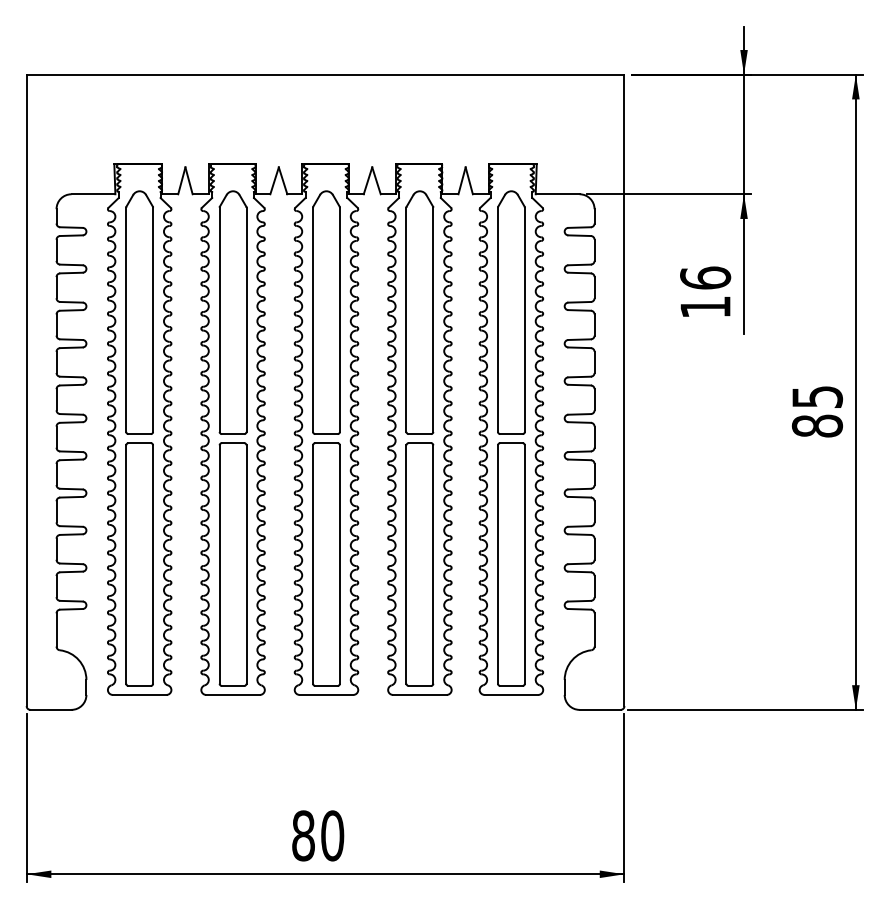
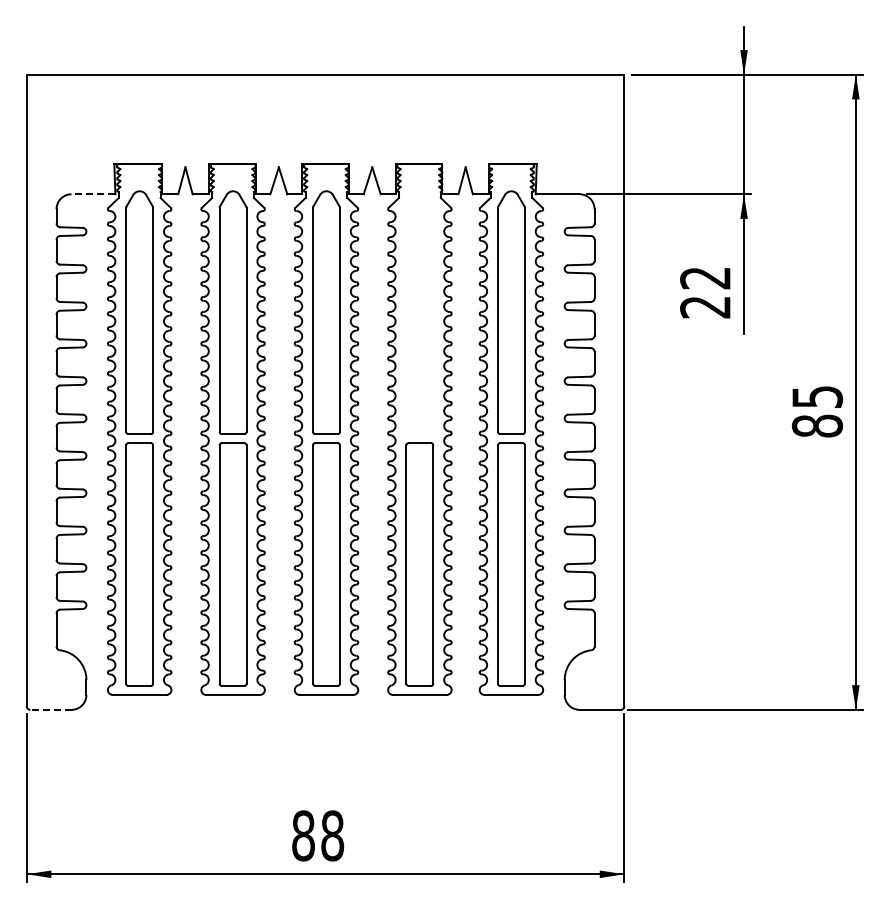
line: solid -> dashed (93, 194)
text: 16 -> 22 (705, 292)
part: present -> none (419, 312)
line: solid -> dashed (50, 709)
text: 80 -> 88 (332, 835)
